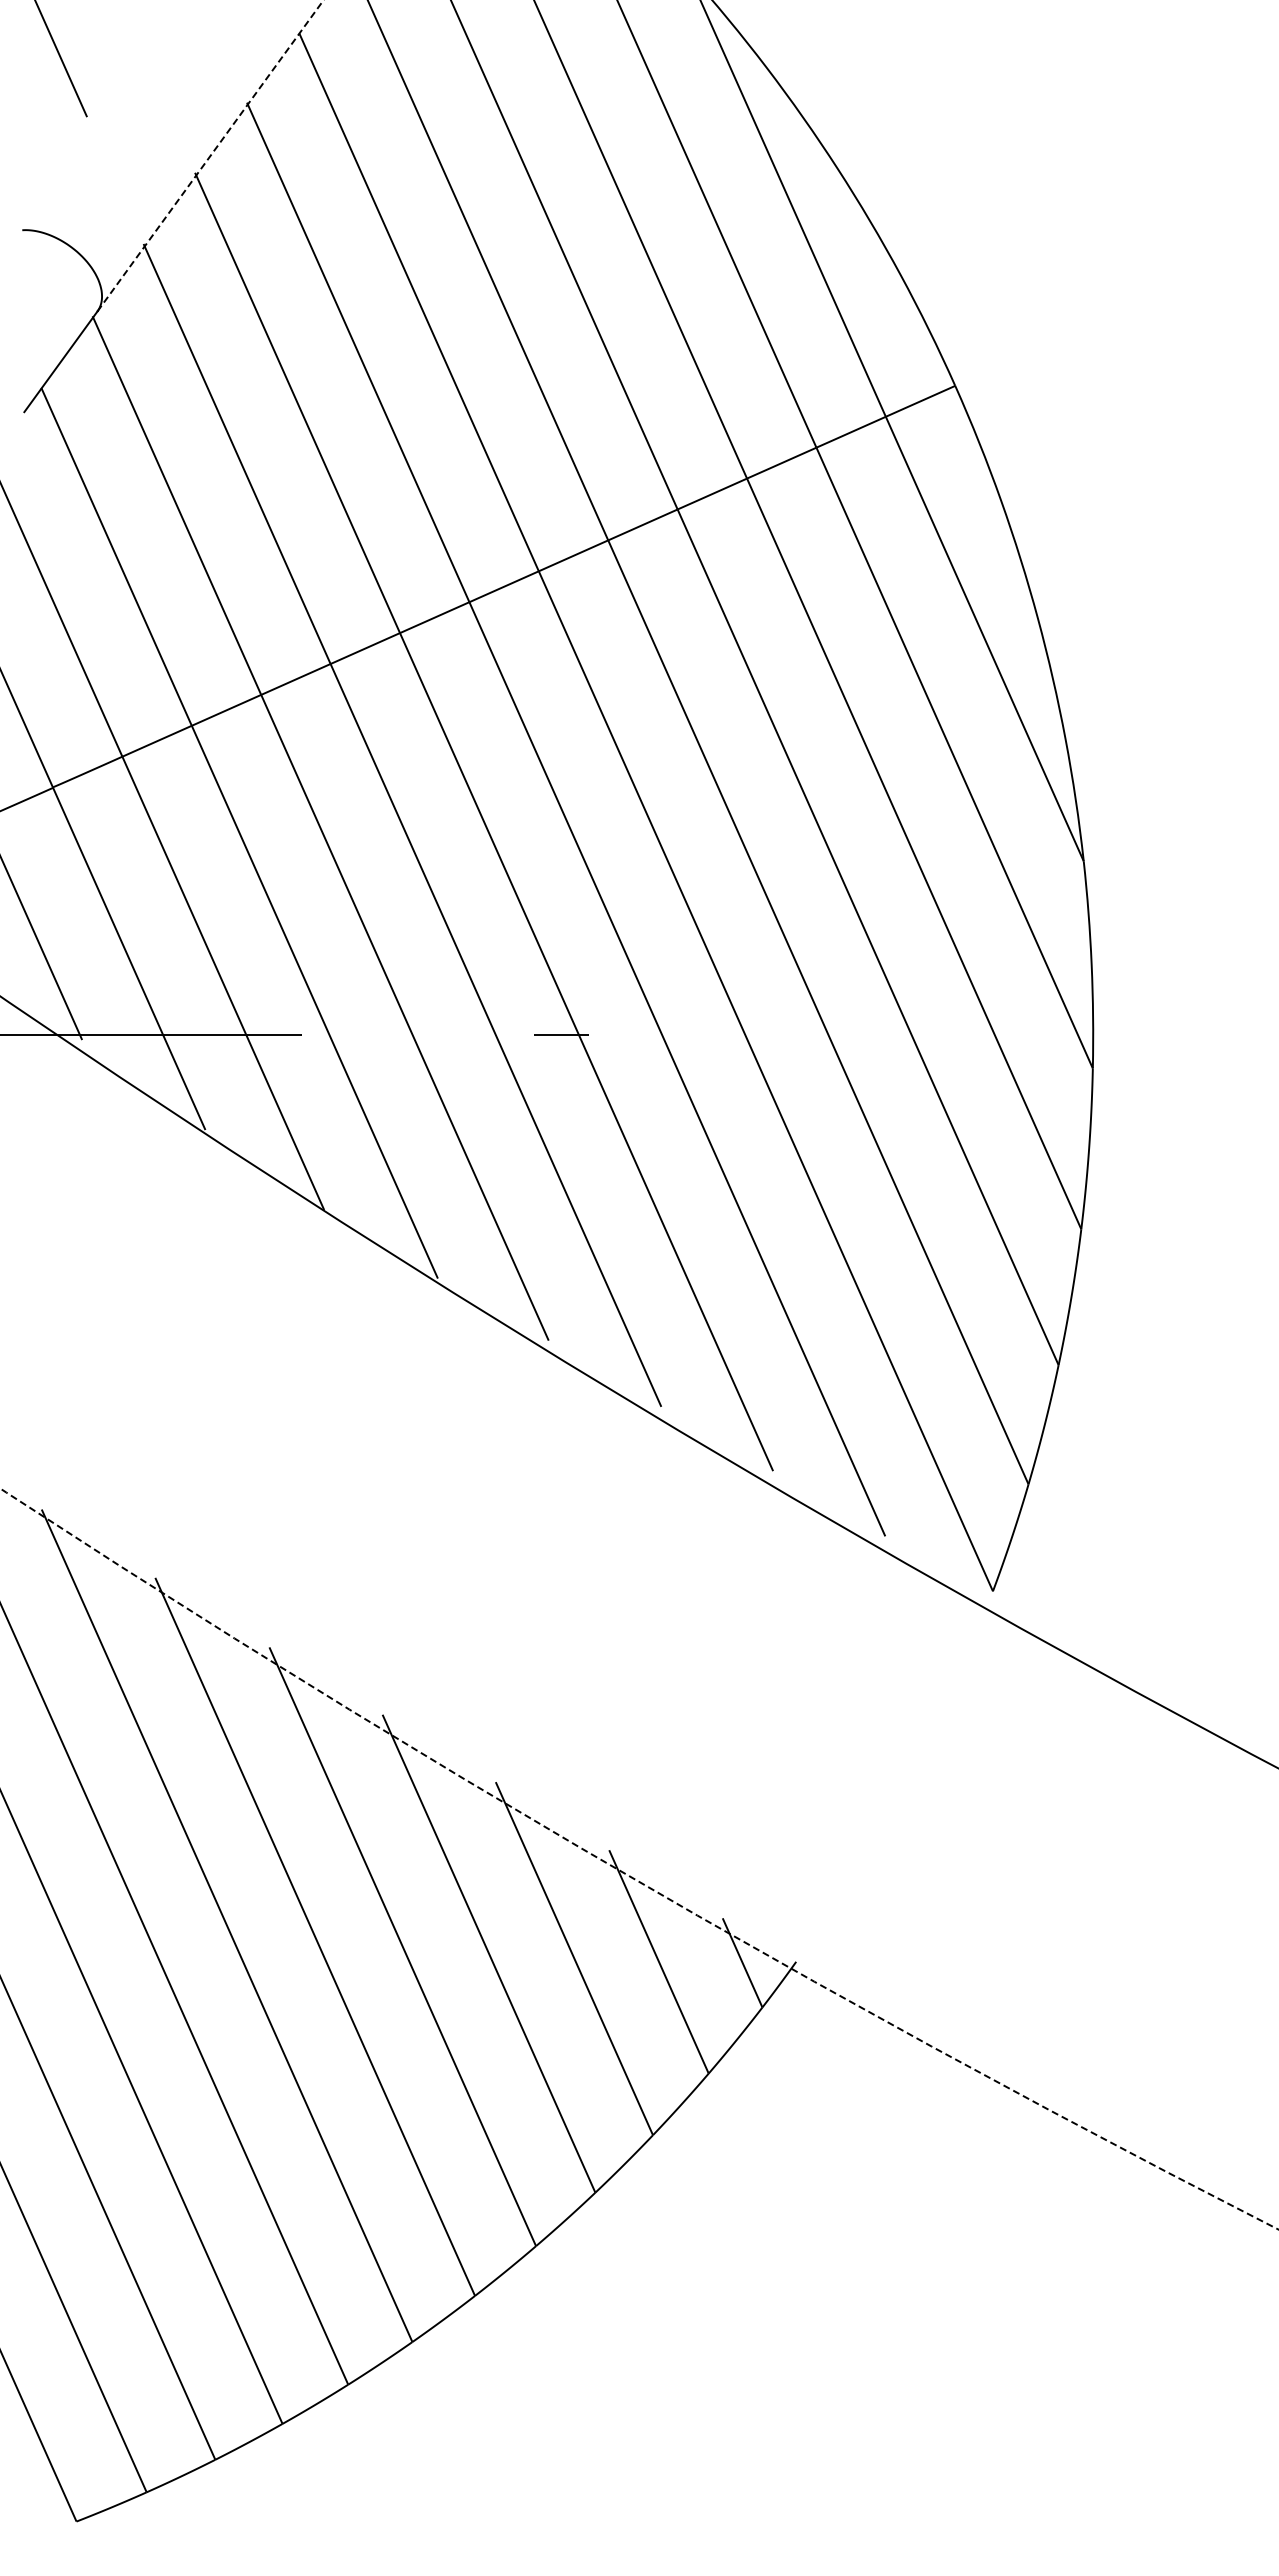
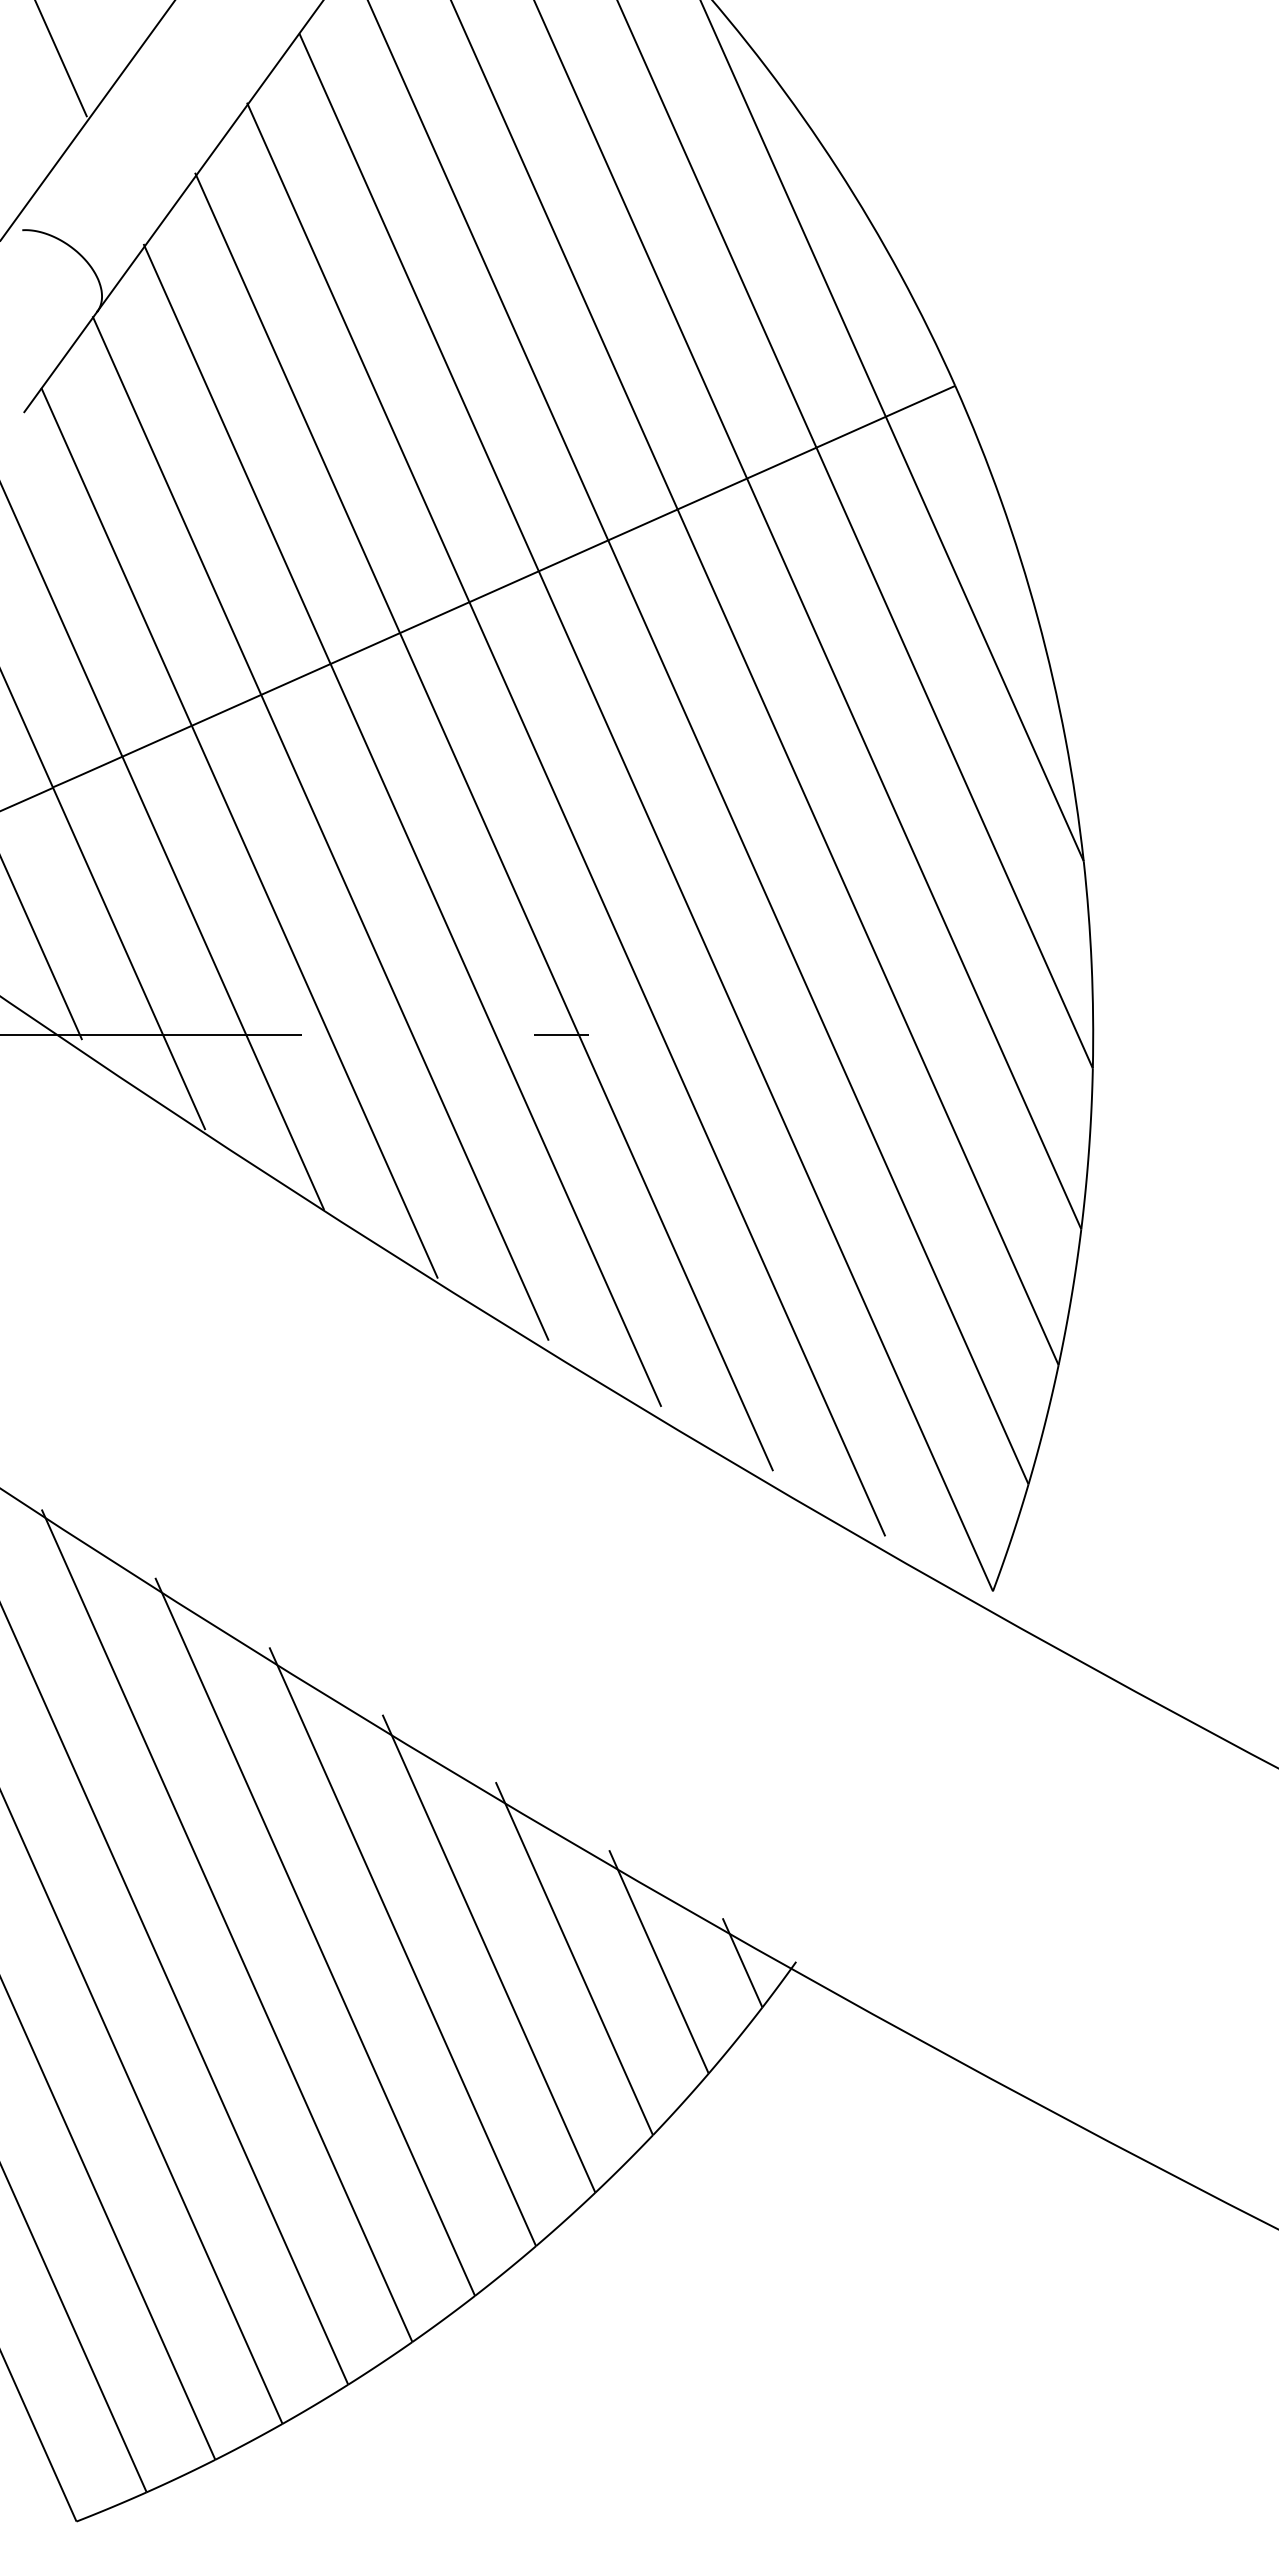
line: none -> present (87, 120)
line: dashed -> solid (210, 155)
arc: dashed -> solid (629, 1876)
